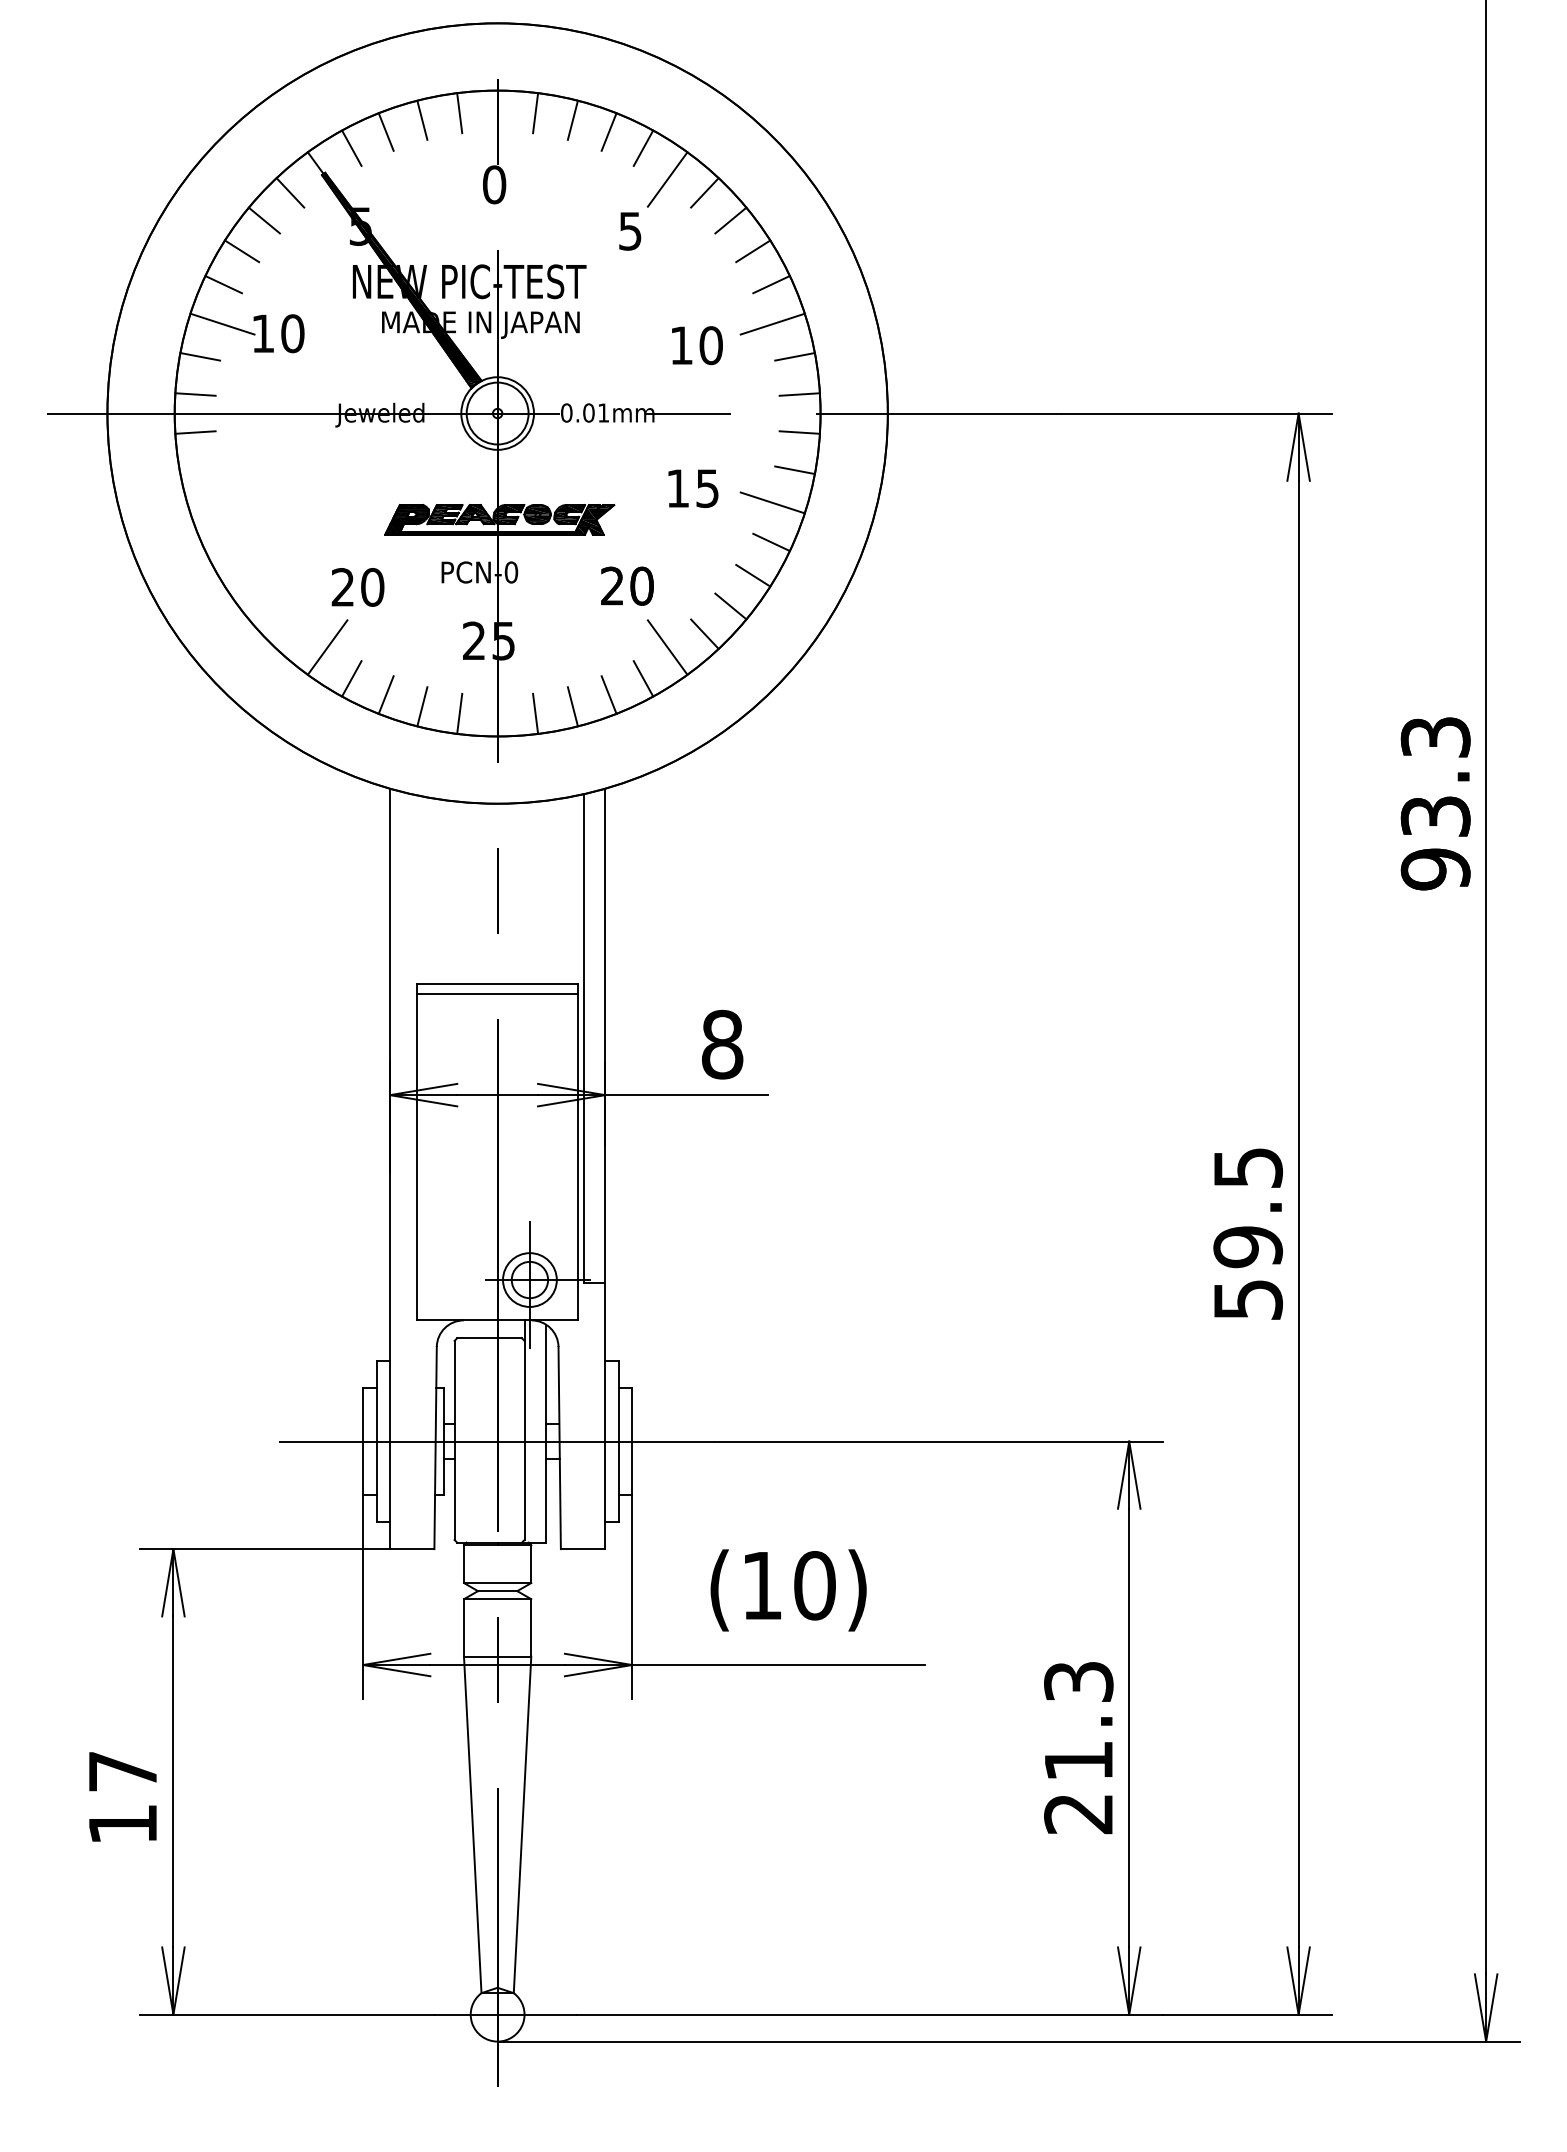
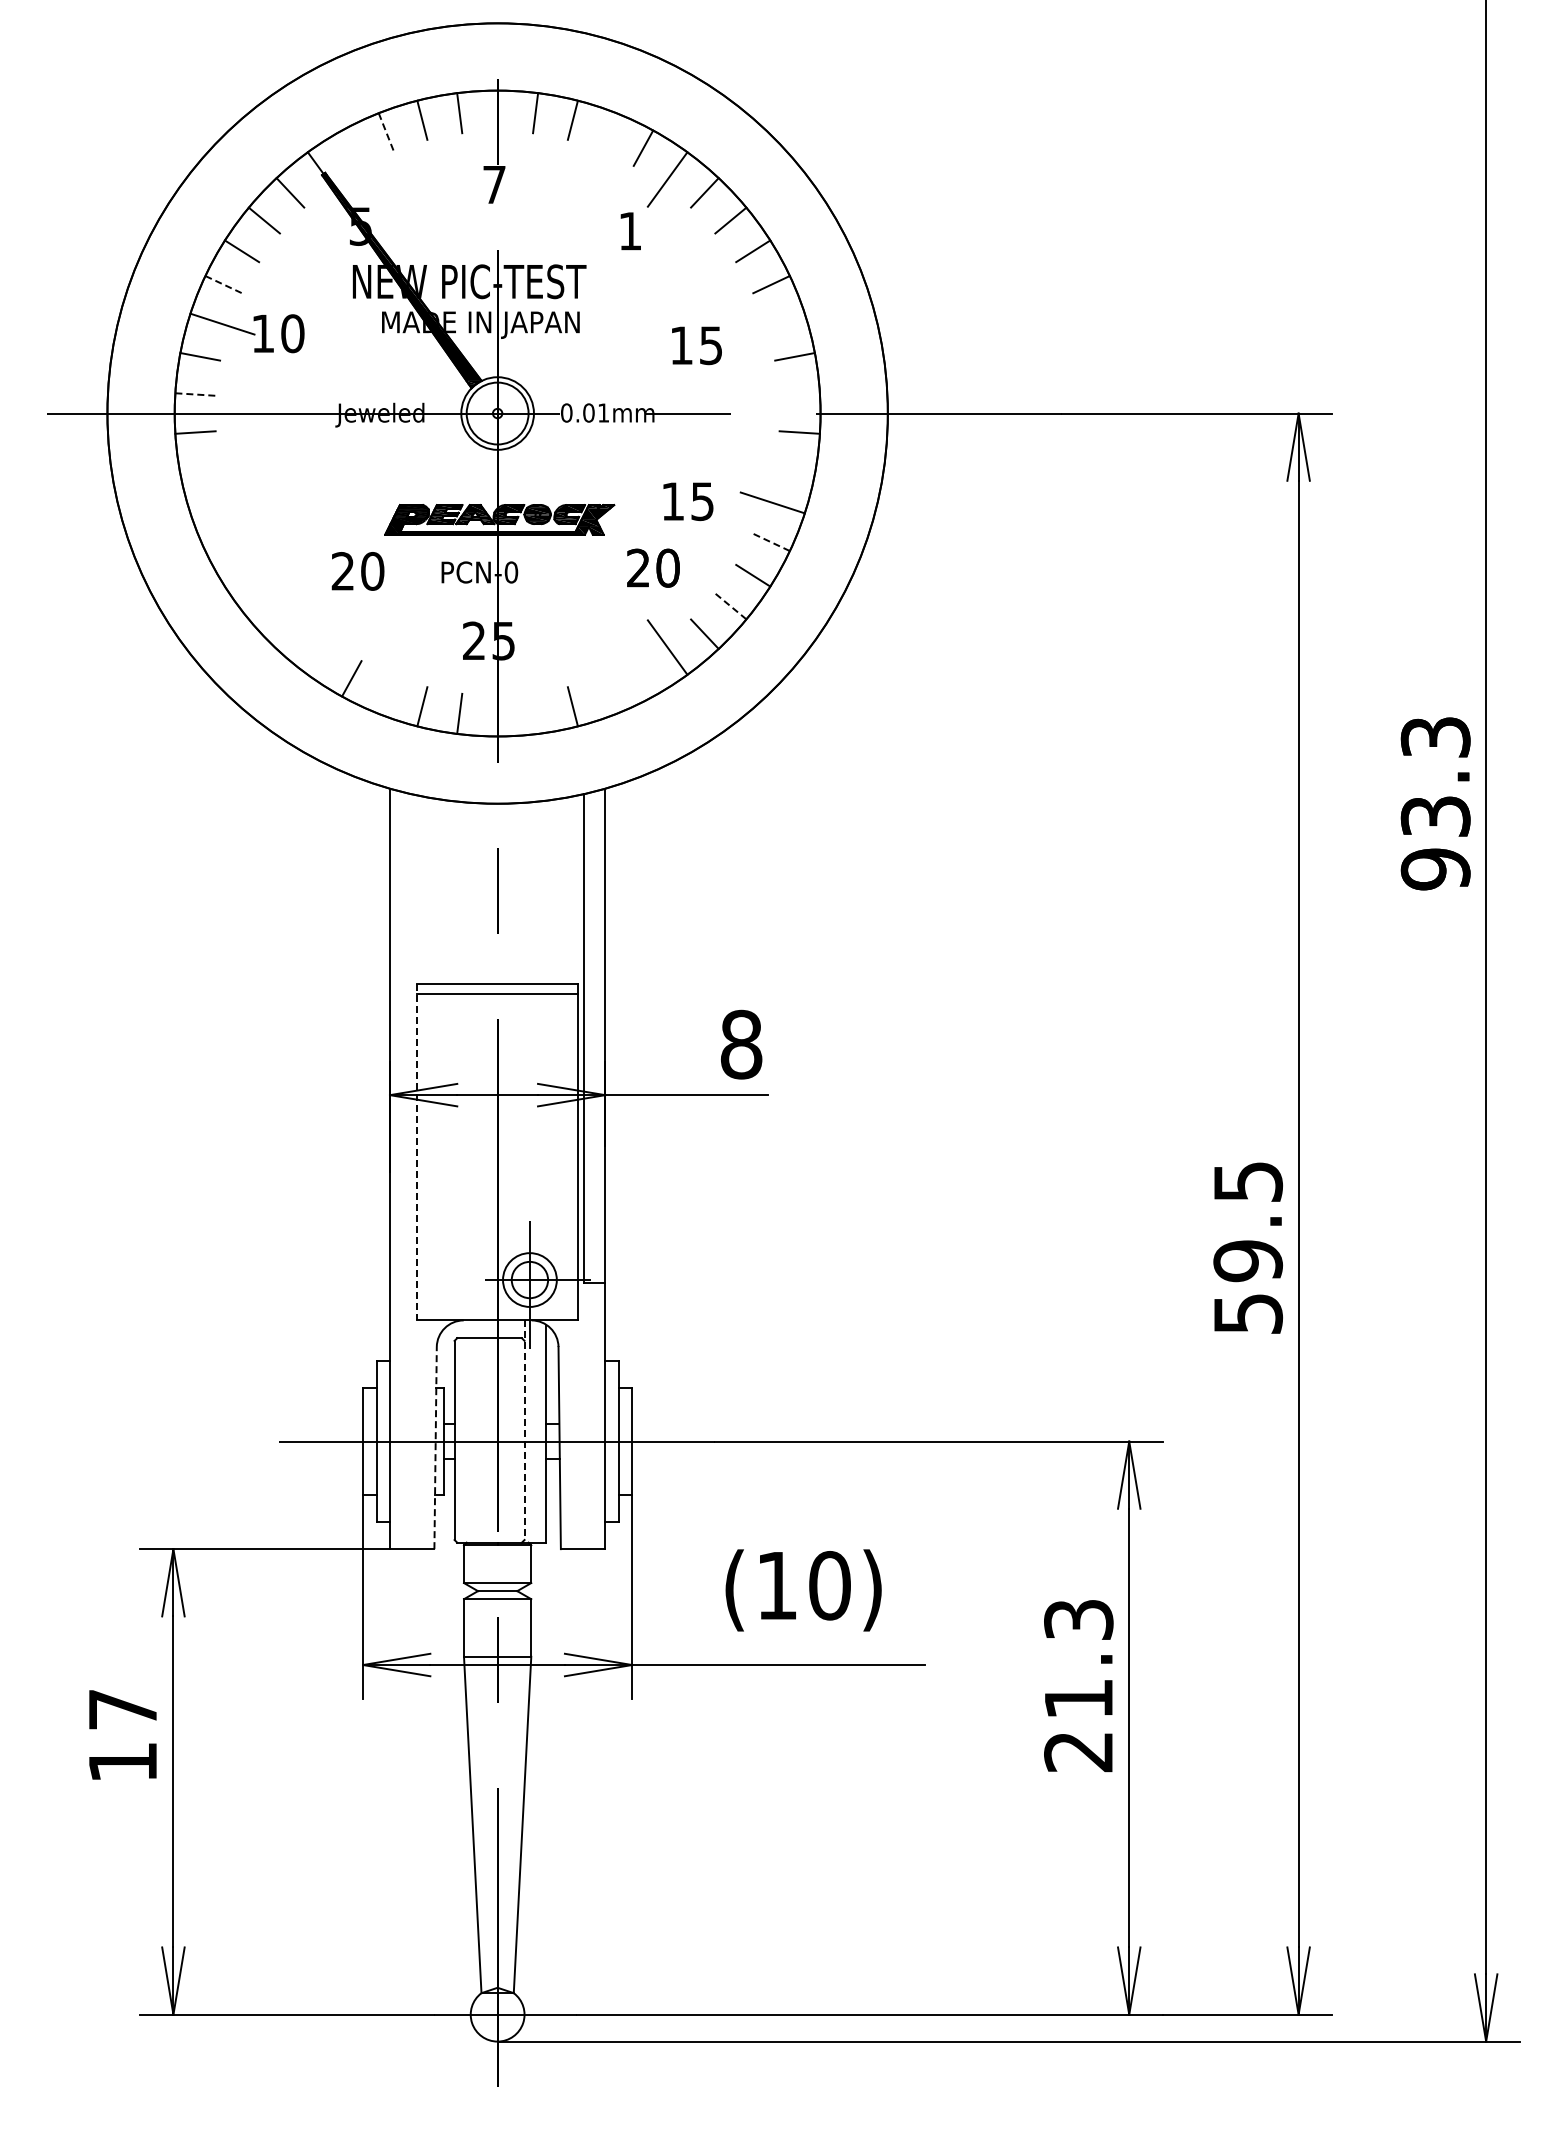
line: present -> none (608, 131)
line: solid -> dashed (386, 132)
line: present -> none (351, 147)
text: 0 -> 7 (494, 184)
text: 5 -> 1 (630, 231)
line: solid -> dashed (224, 284)
line: present -> none (772, 323)
text: 10 -> 15 (710, 345)
line: solid -> dashed (196, 394)
line: present -> none (799, 394)
line: present -> none (794, 470)
text position: (693, 488) -> (688, 501) (688, 501)
line: solid -> dashed (771, 542)
text position: (627, 585) -> (653, 567) (653, 567)
text position: (357, 587) -> (357, 571) (357, 571)
line: solid -> dashed (730, 606)
line: present -> none (327, 647)
line: present -> none (643, 678)
line: present -> none (385, 694)
line: present -> none (608, 694)
line: present -> none (535, 713)
text position: (722, 1044) -> (741, 1044) (741, 1044)
line: solid -> dashed (416, 1152)
text position: (1247, 1233) -> (1247, 1247) (1247, 1247)
line: solid -> dashed (524, 1430)
line: solid -> dashed (435, 1447)
text position: (788, 1590) -> (803, 1590) (803, 1590)
text position: (1078, 1748) -> (1078, 1686) (1078, 1686)
text position: (122, 1796) -> (122, 1734) (122, 1734)
